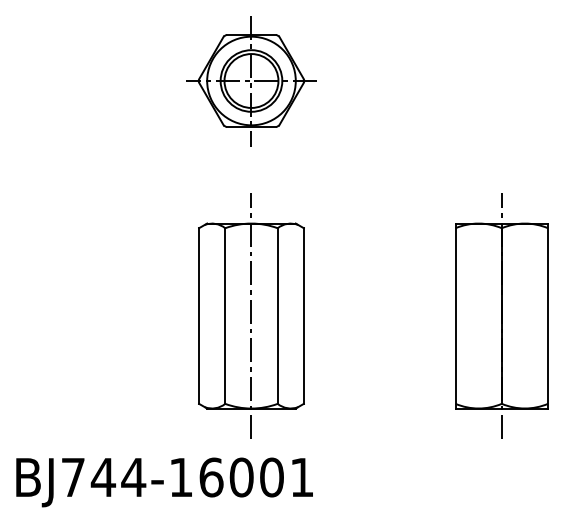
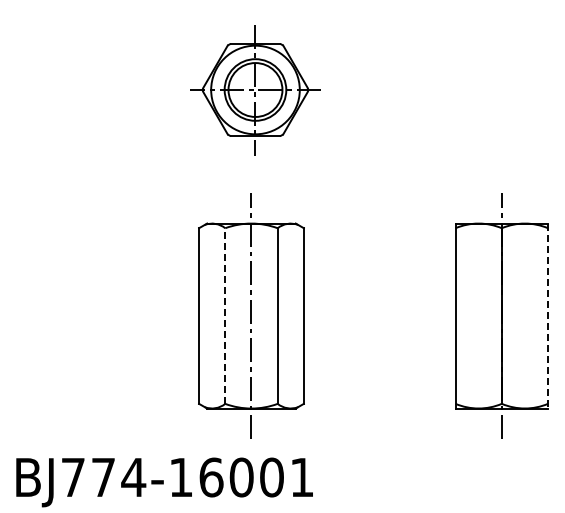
part position: (251, 81) -> (255, 90) (255, 90)
line: solid -> dashed (225, 316)
line: solid -> dashed (548, 316)
text: BJ744-16001 -> BJ774-16001 (103, 477)
